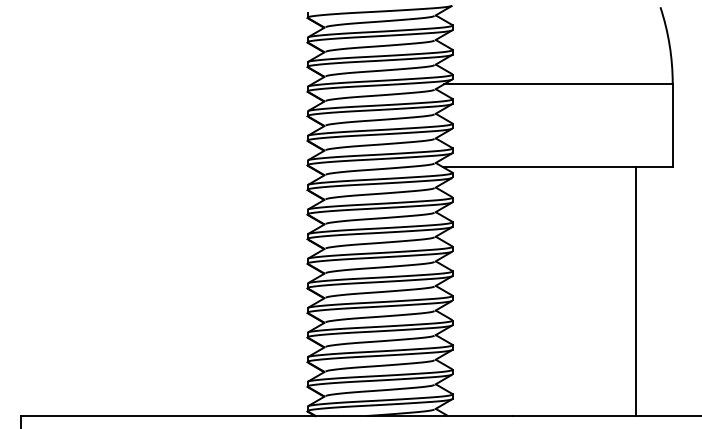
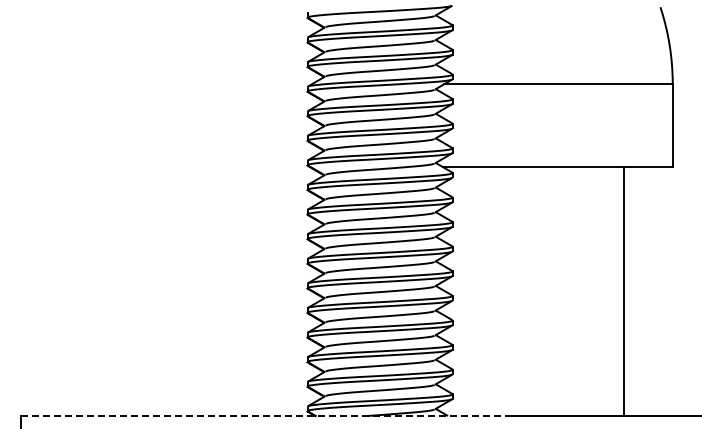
line position: (635, 291) -> (623, 291) (623, 291)
line: solid -> dashed (266, 416)
